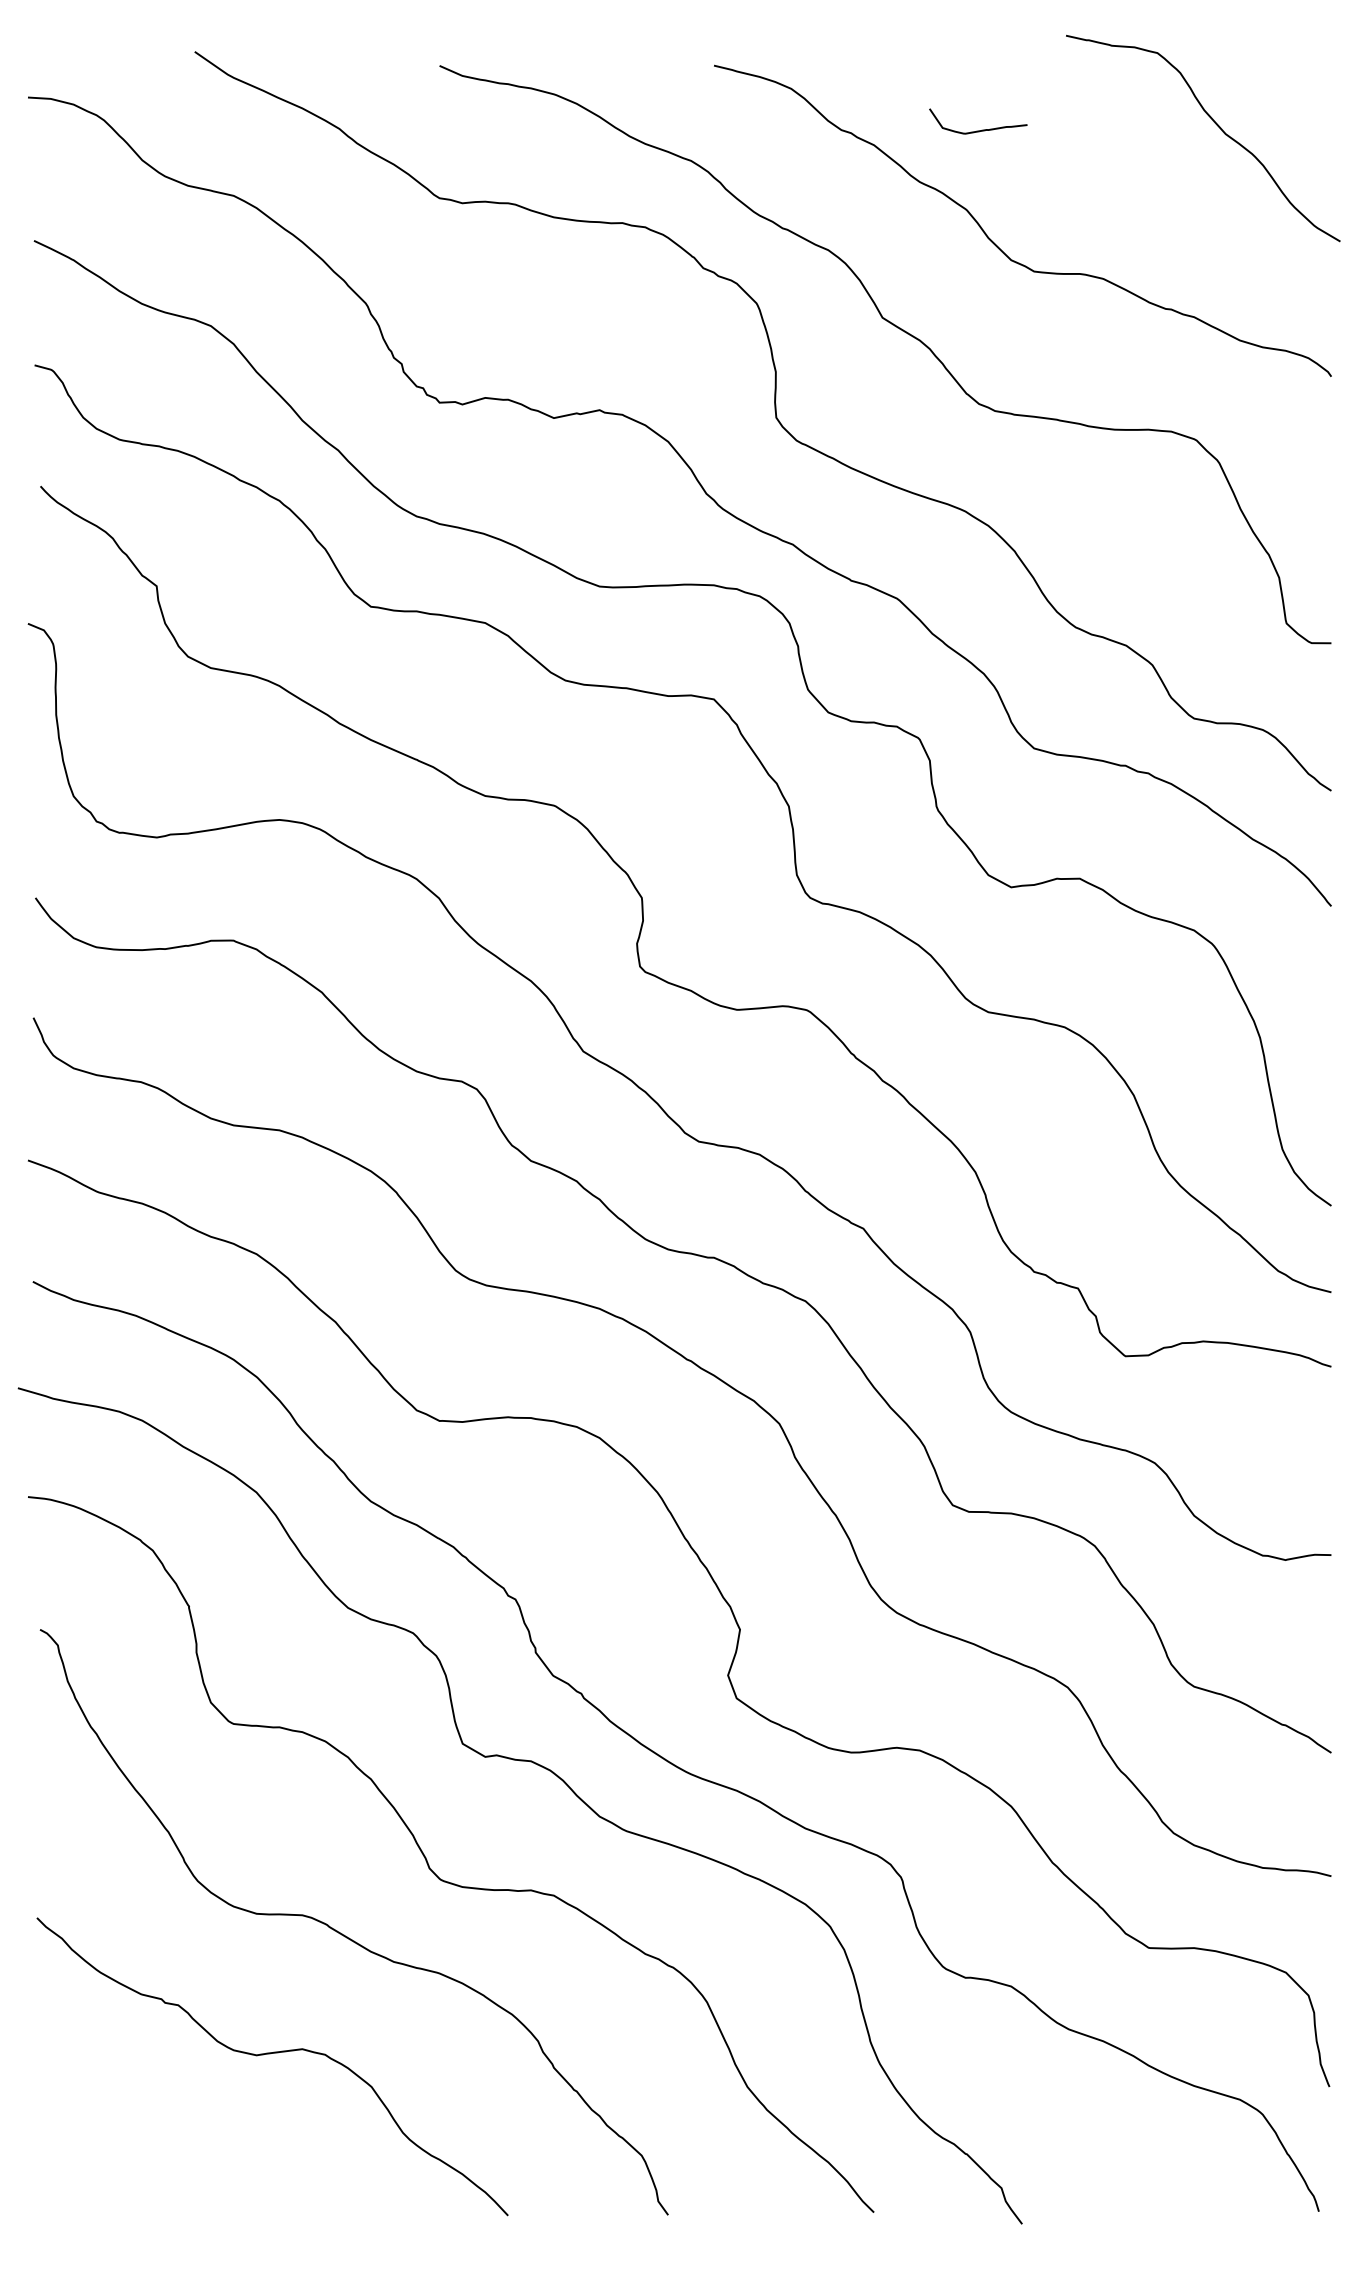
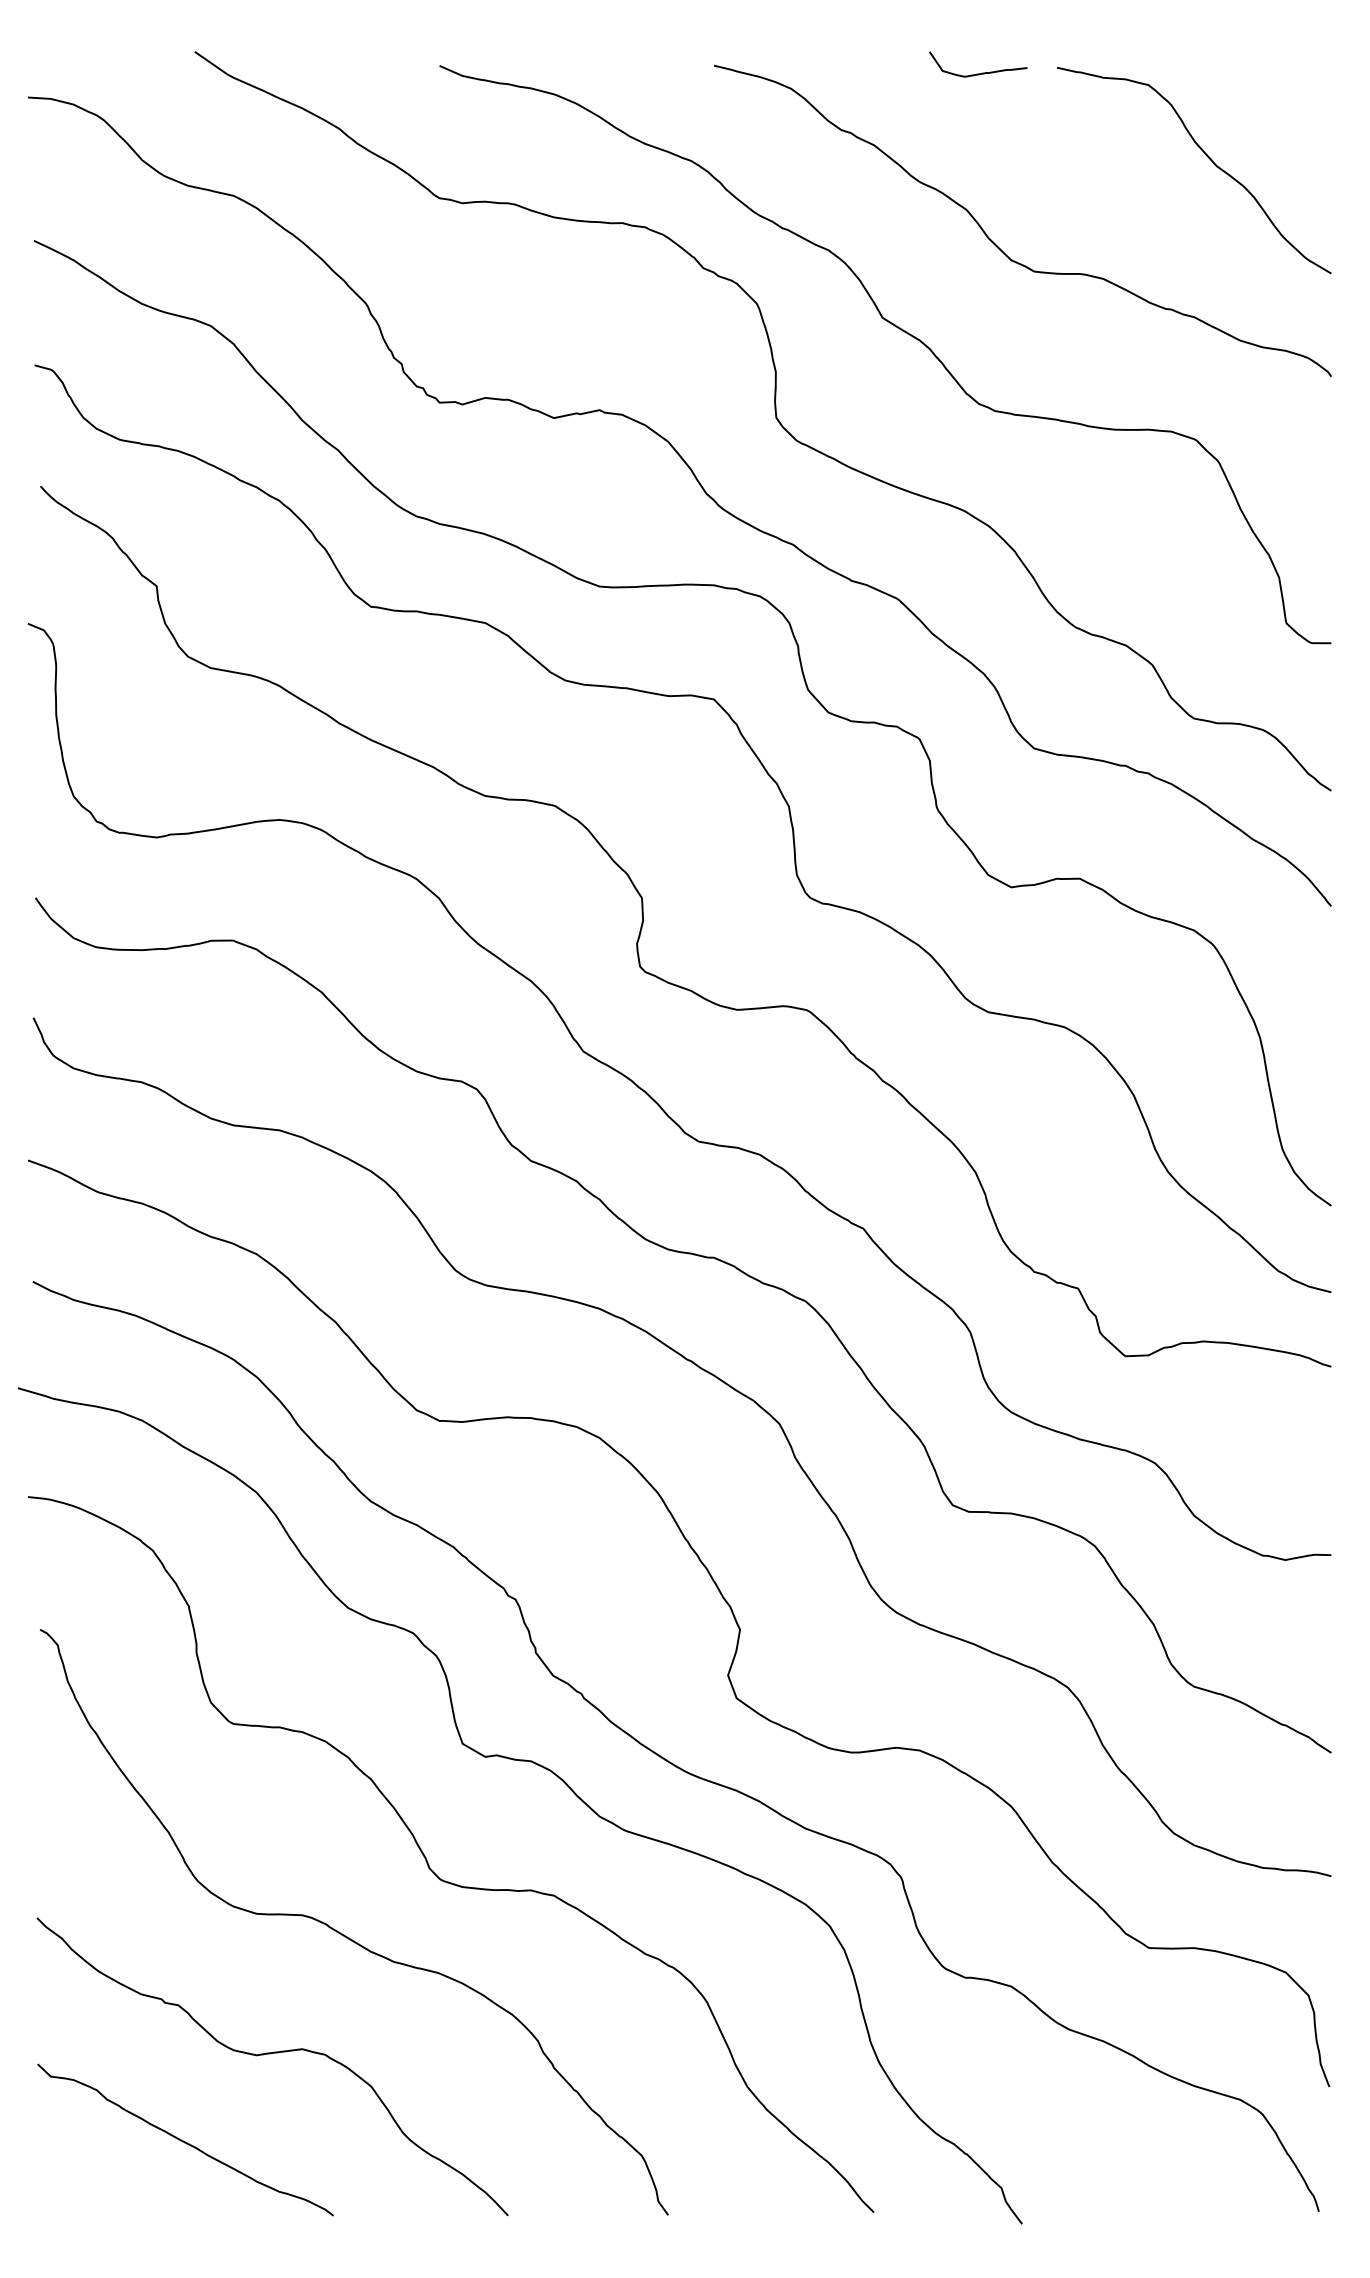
curve position: (1216, 125) -> (1207, 157) (1207, 157)
curve position: (982, 129) -> (982, 72) (982, 72)
curve: none -> present (185, 2141)
